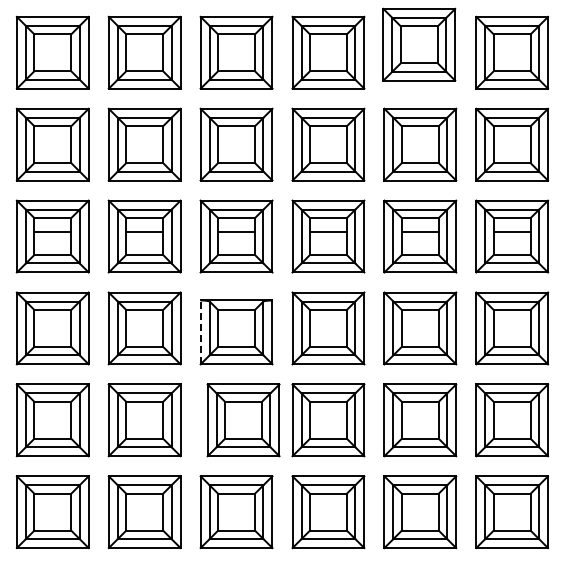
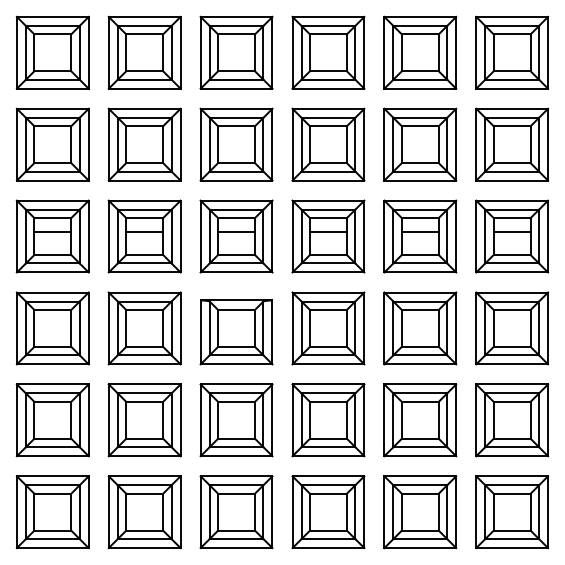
part position: (419, 44) -> (420, 52) (420, 52)
line: dashed -> solid (200, 332)
part position: (243, 420) -> (236, 420) (236, 420)
